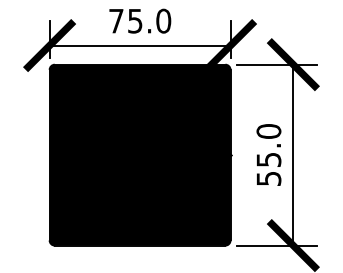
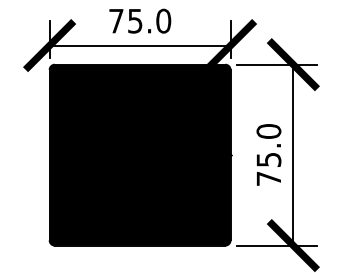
text: 55.0 -> 75.0 (268, 178)
